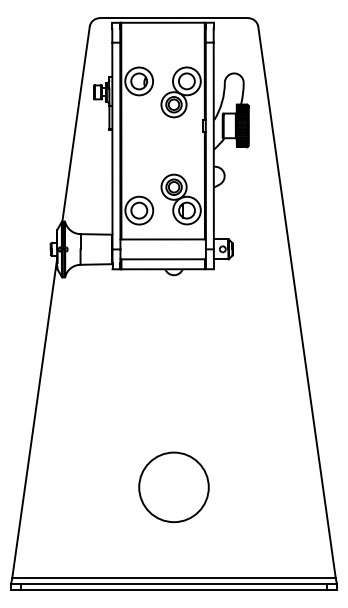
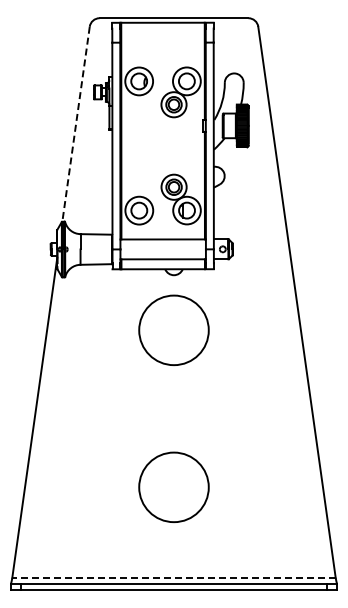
line: solid -> dashed (76, 124)
circle: none -> present (173, 329)
line: solid -> dashed (174, 577)
